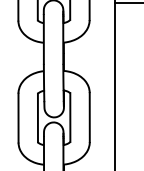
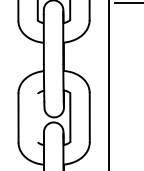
line position: (114, 84) -> (108, 84) (108, 84)
line: present -> none (37, 117)
